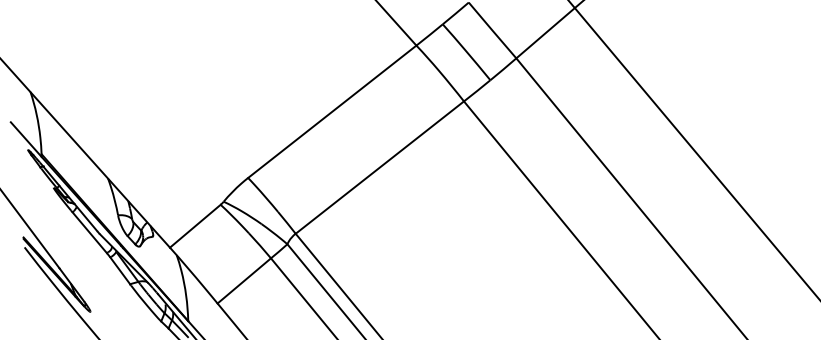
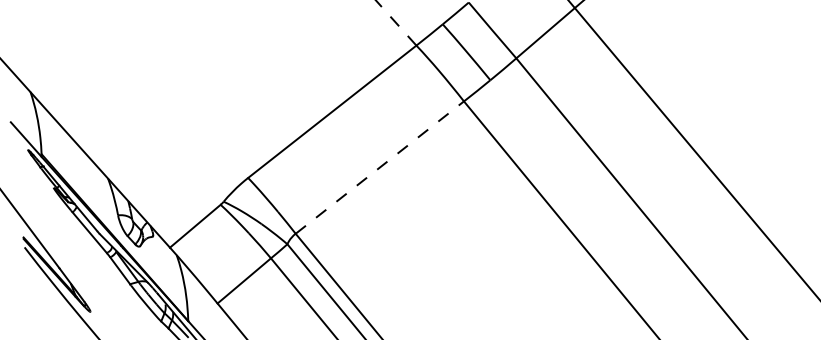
line: solid -> dashed (395, 22)
line: solid -> dashed (380, 167)
